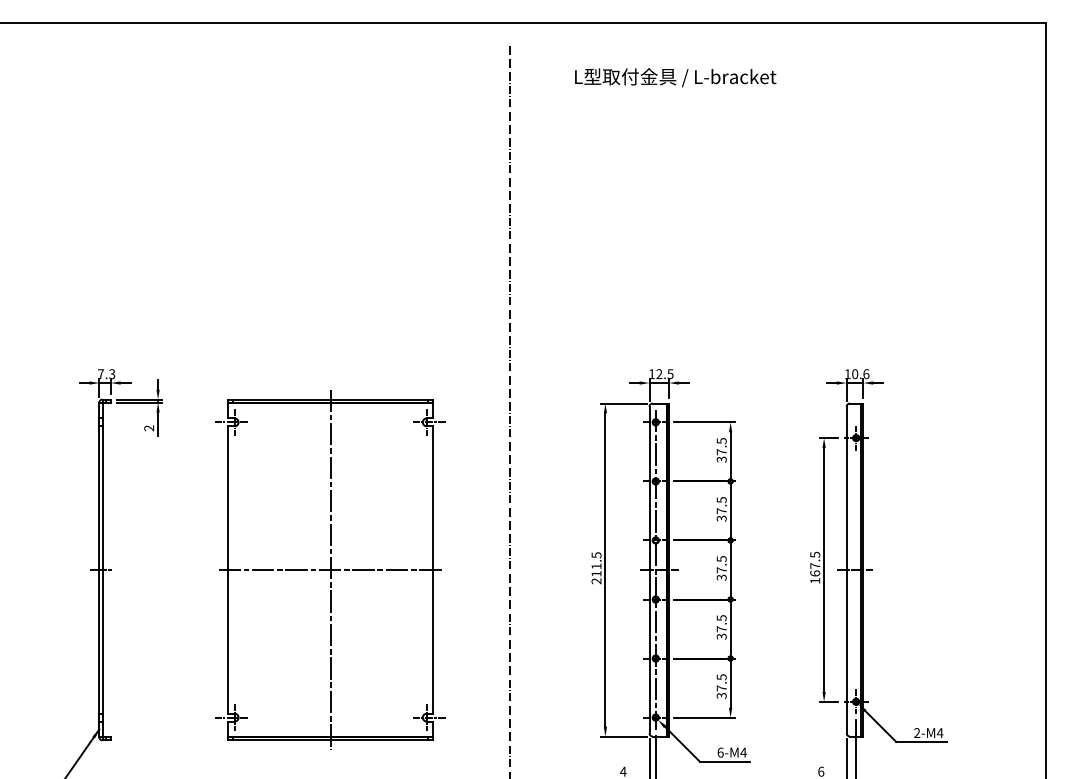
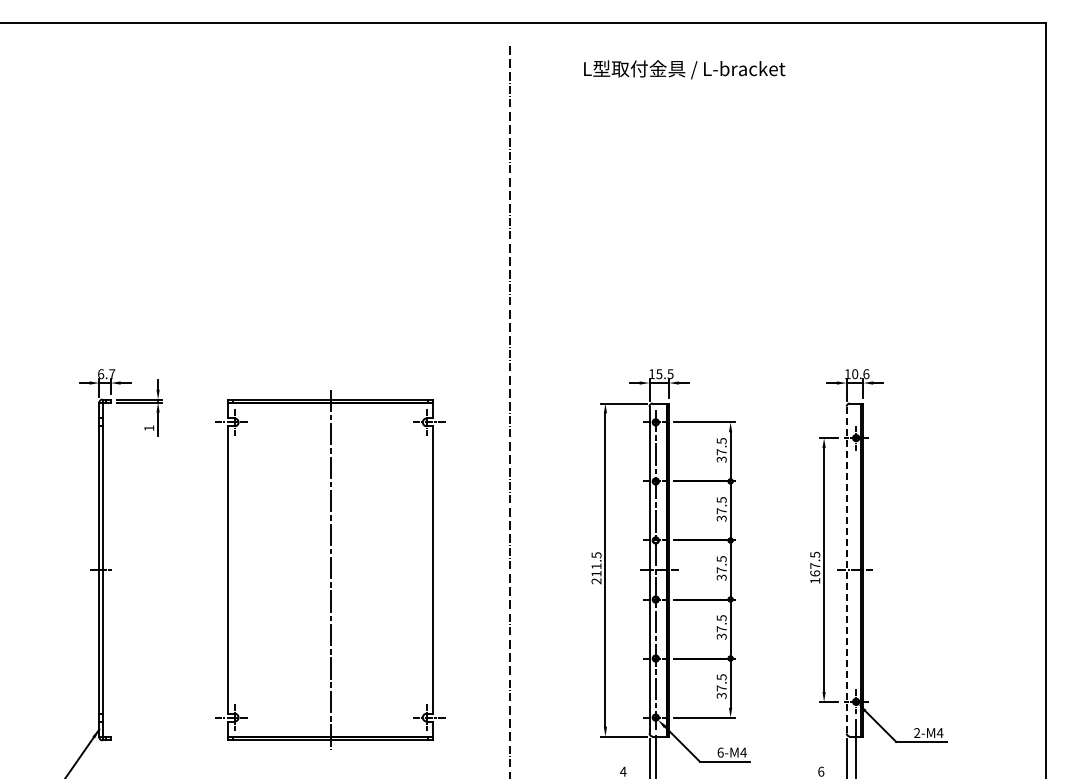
text position: (675, 77) -> (684, 69) (684, 69)
text: 7.3 -> 6.7 (106, 374)
text: 12.5 -> 15.5 (659, 374)
text: 2 -> 1 (148, 428)
line: solid -> dashed (846, 569)
line: present -> none (330, 570)
